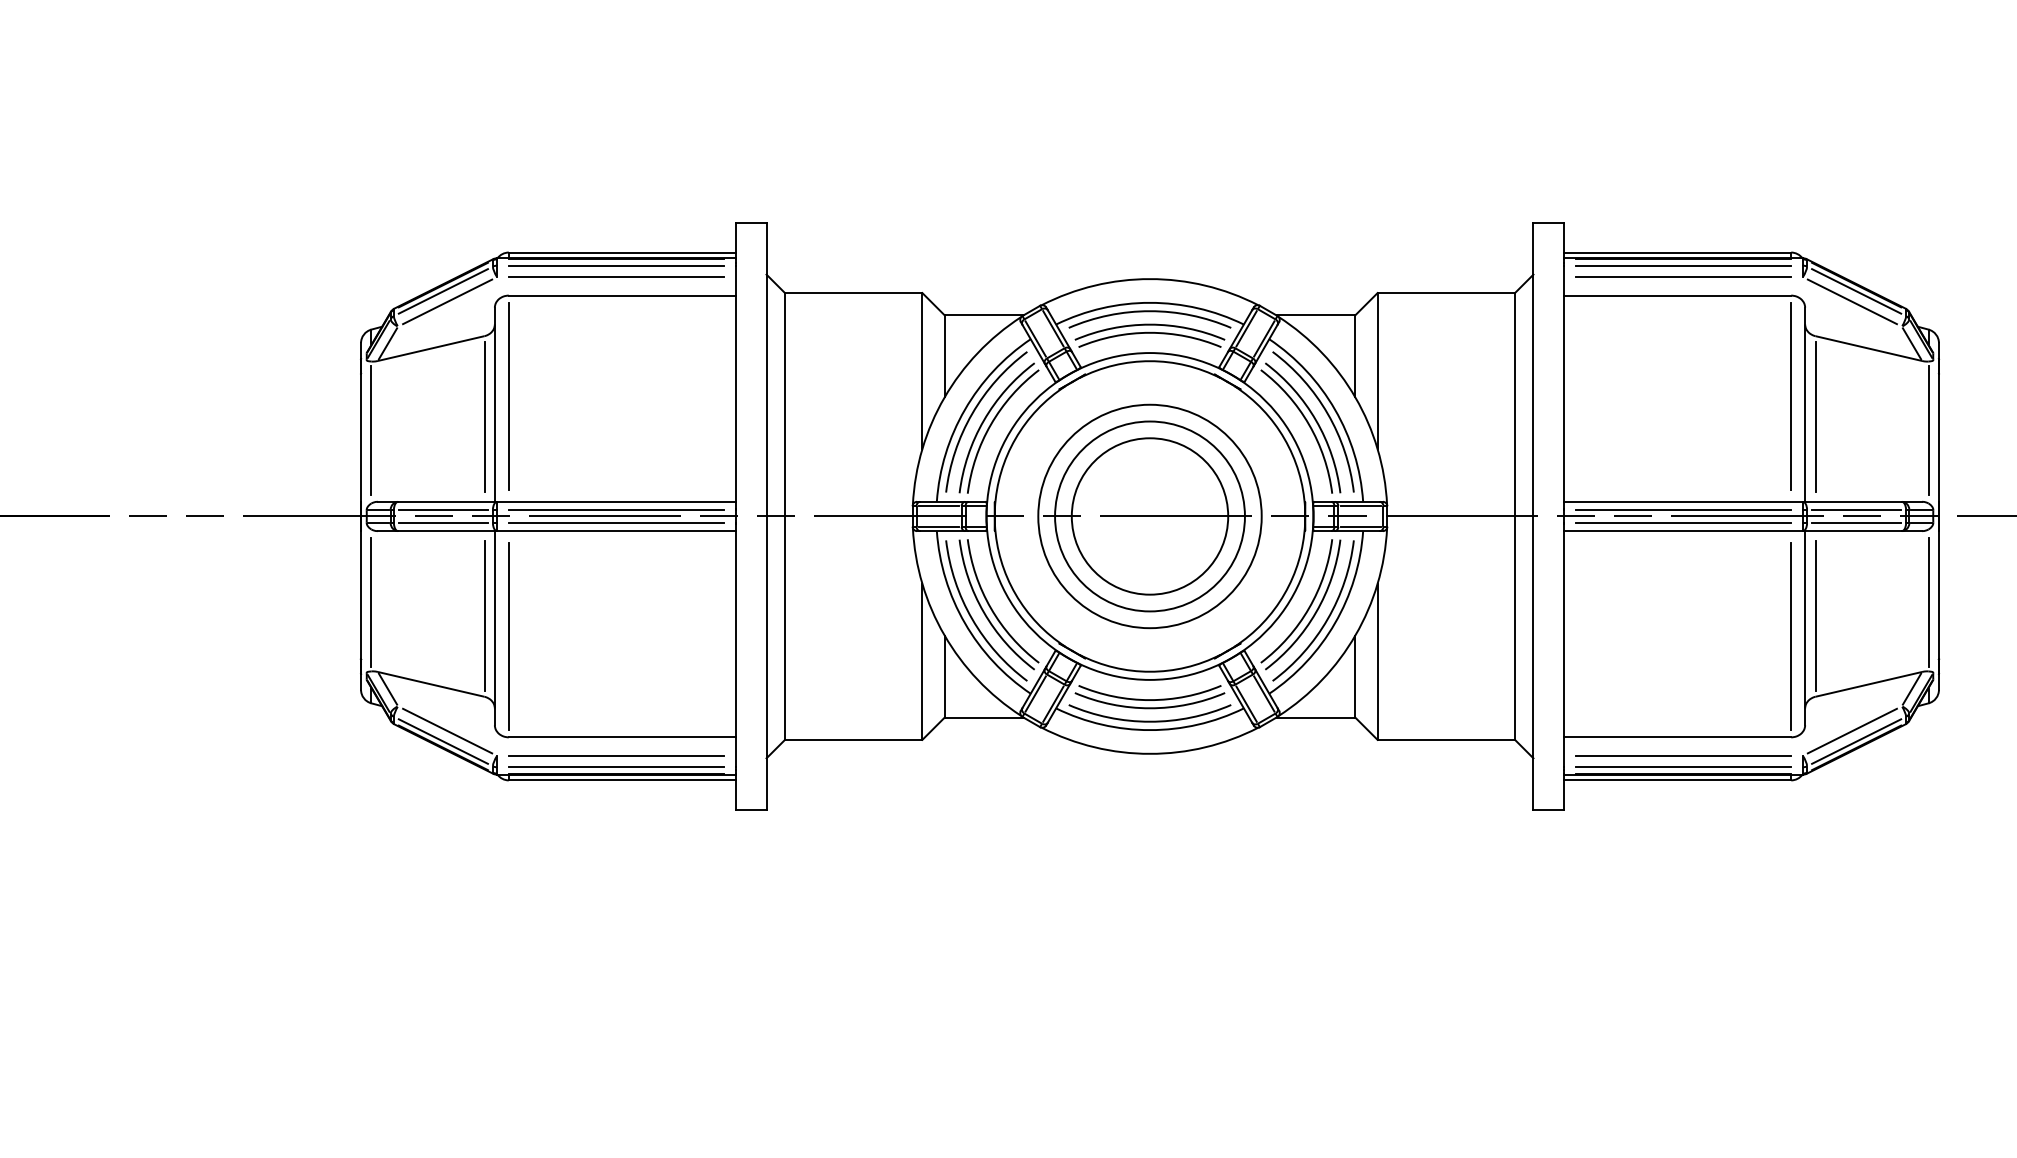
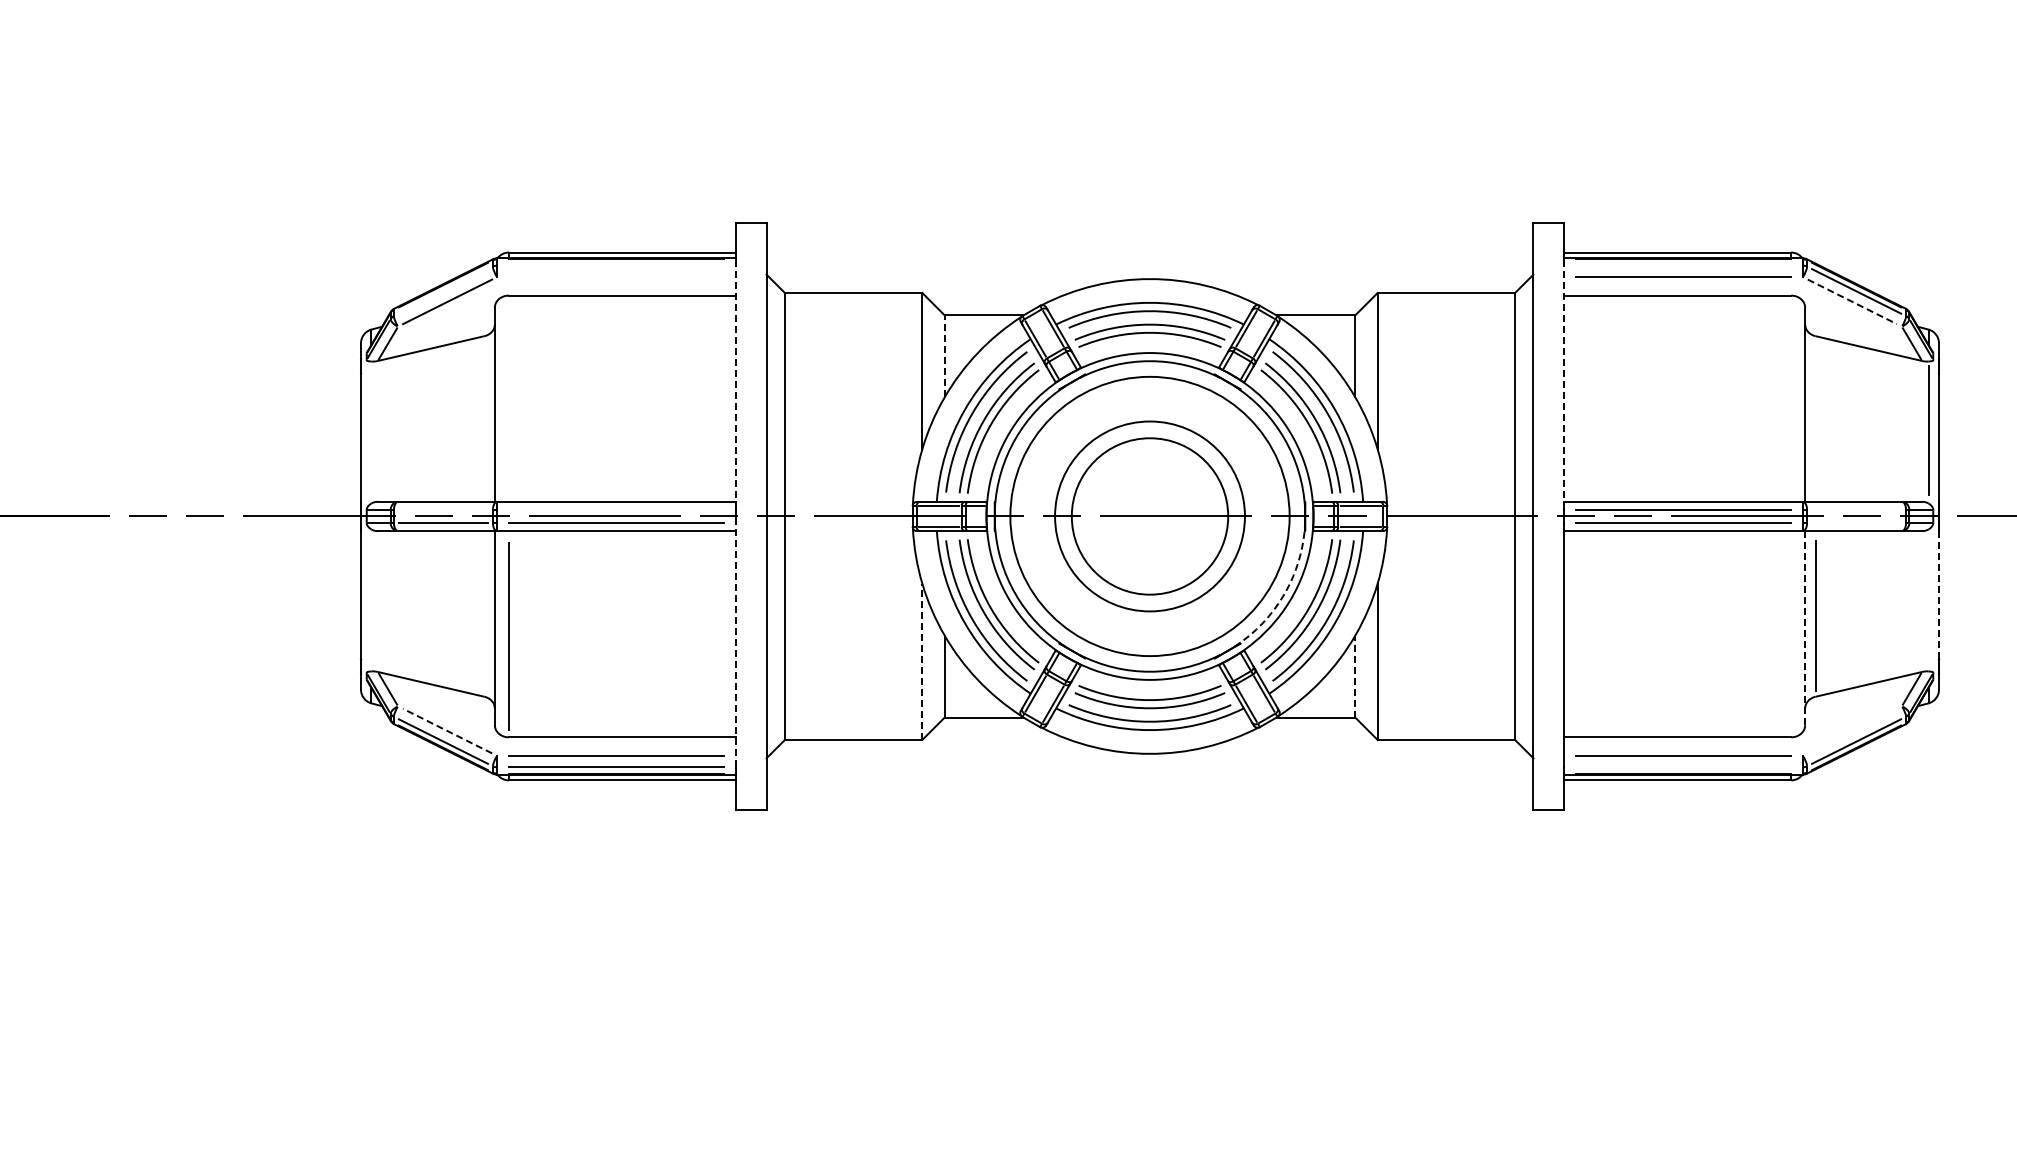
line: present -> none (616, 265)
line: present -> none (1683, 265)
line: present -> none (616, 276)
line: present -> none (442, 291)
line: solid -> dashed (1852, 301)
line: solid -> dashed (944, 356)
line: solid -> dashed (735, 387)
line: solid -> dashed (1564, 387)
line: present -> none (508, 395)
line: present -> none (1791, 395)
line: present -> none (484, 416)
line: present -> none (1815, 416)
line: present -> none (371, 430)
line: present -> none (442, 510)
line: present -> none (616, 510)
line: present -> none (1856, 510)
circle diameter: 223 px -> 279 px (1149, 516)
line: present -> none (1856, 522)
arc: solid -> dashed (1284, 594)
line: solid -> dashed (1938, 595)
line: present -> none (371, 601)
line: present -> none (1928, 601)
line: present -> none (484, 616)
line: solid -> dashed (1805, 628)
line: present -> none (1791, 636)
line: solid -> dashed (735, 644)
line: solid -> dashed (922, 661)
line: solid -> dashed (1355, 676)
line: present -> none (1851, 730)
line: solid -> dashed (447, 731)
line: present -> none (1683, 767)
